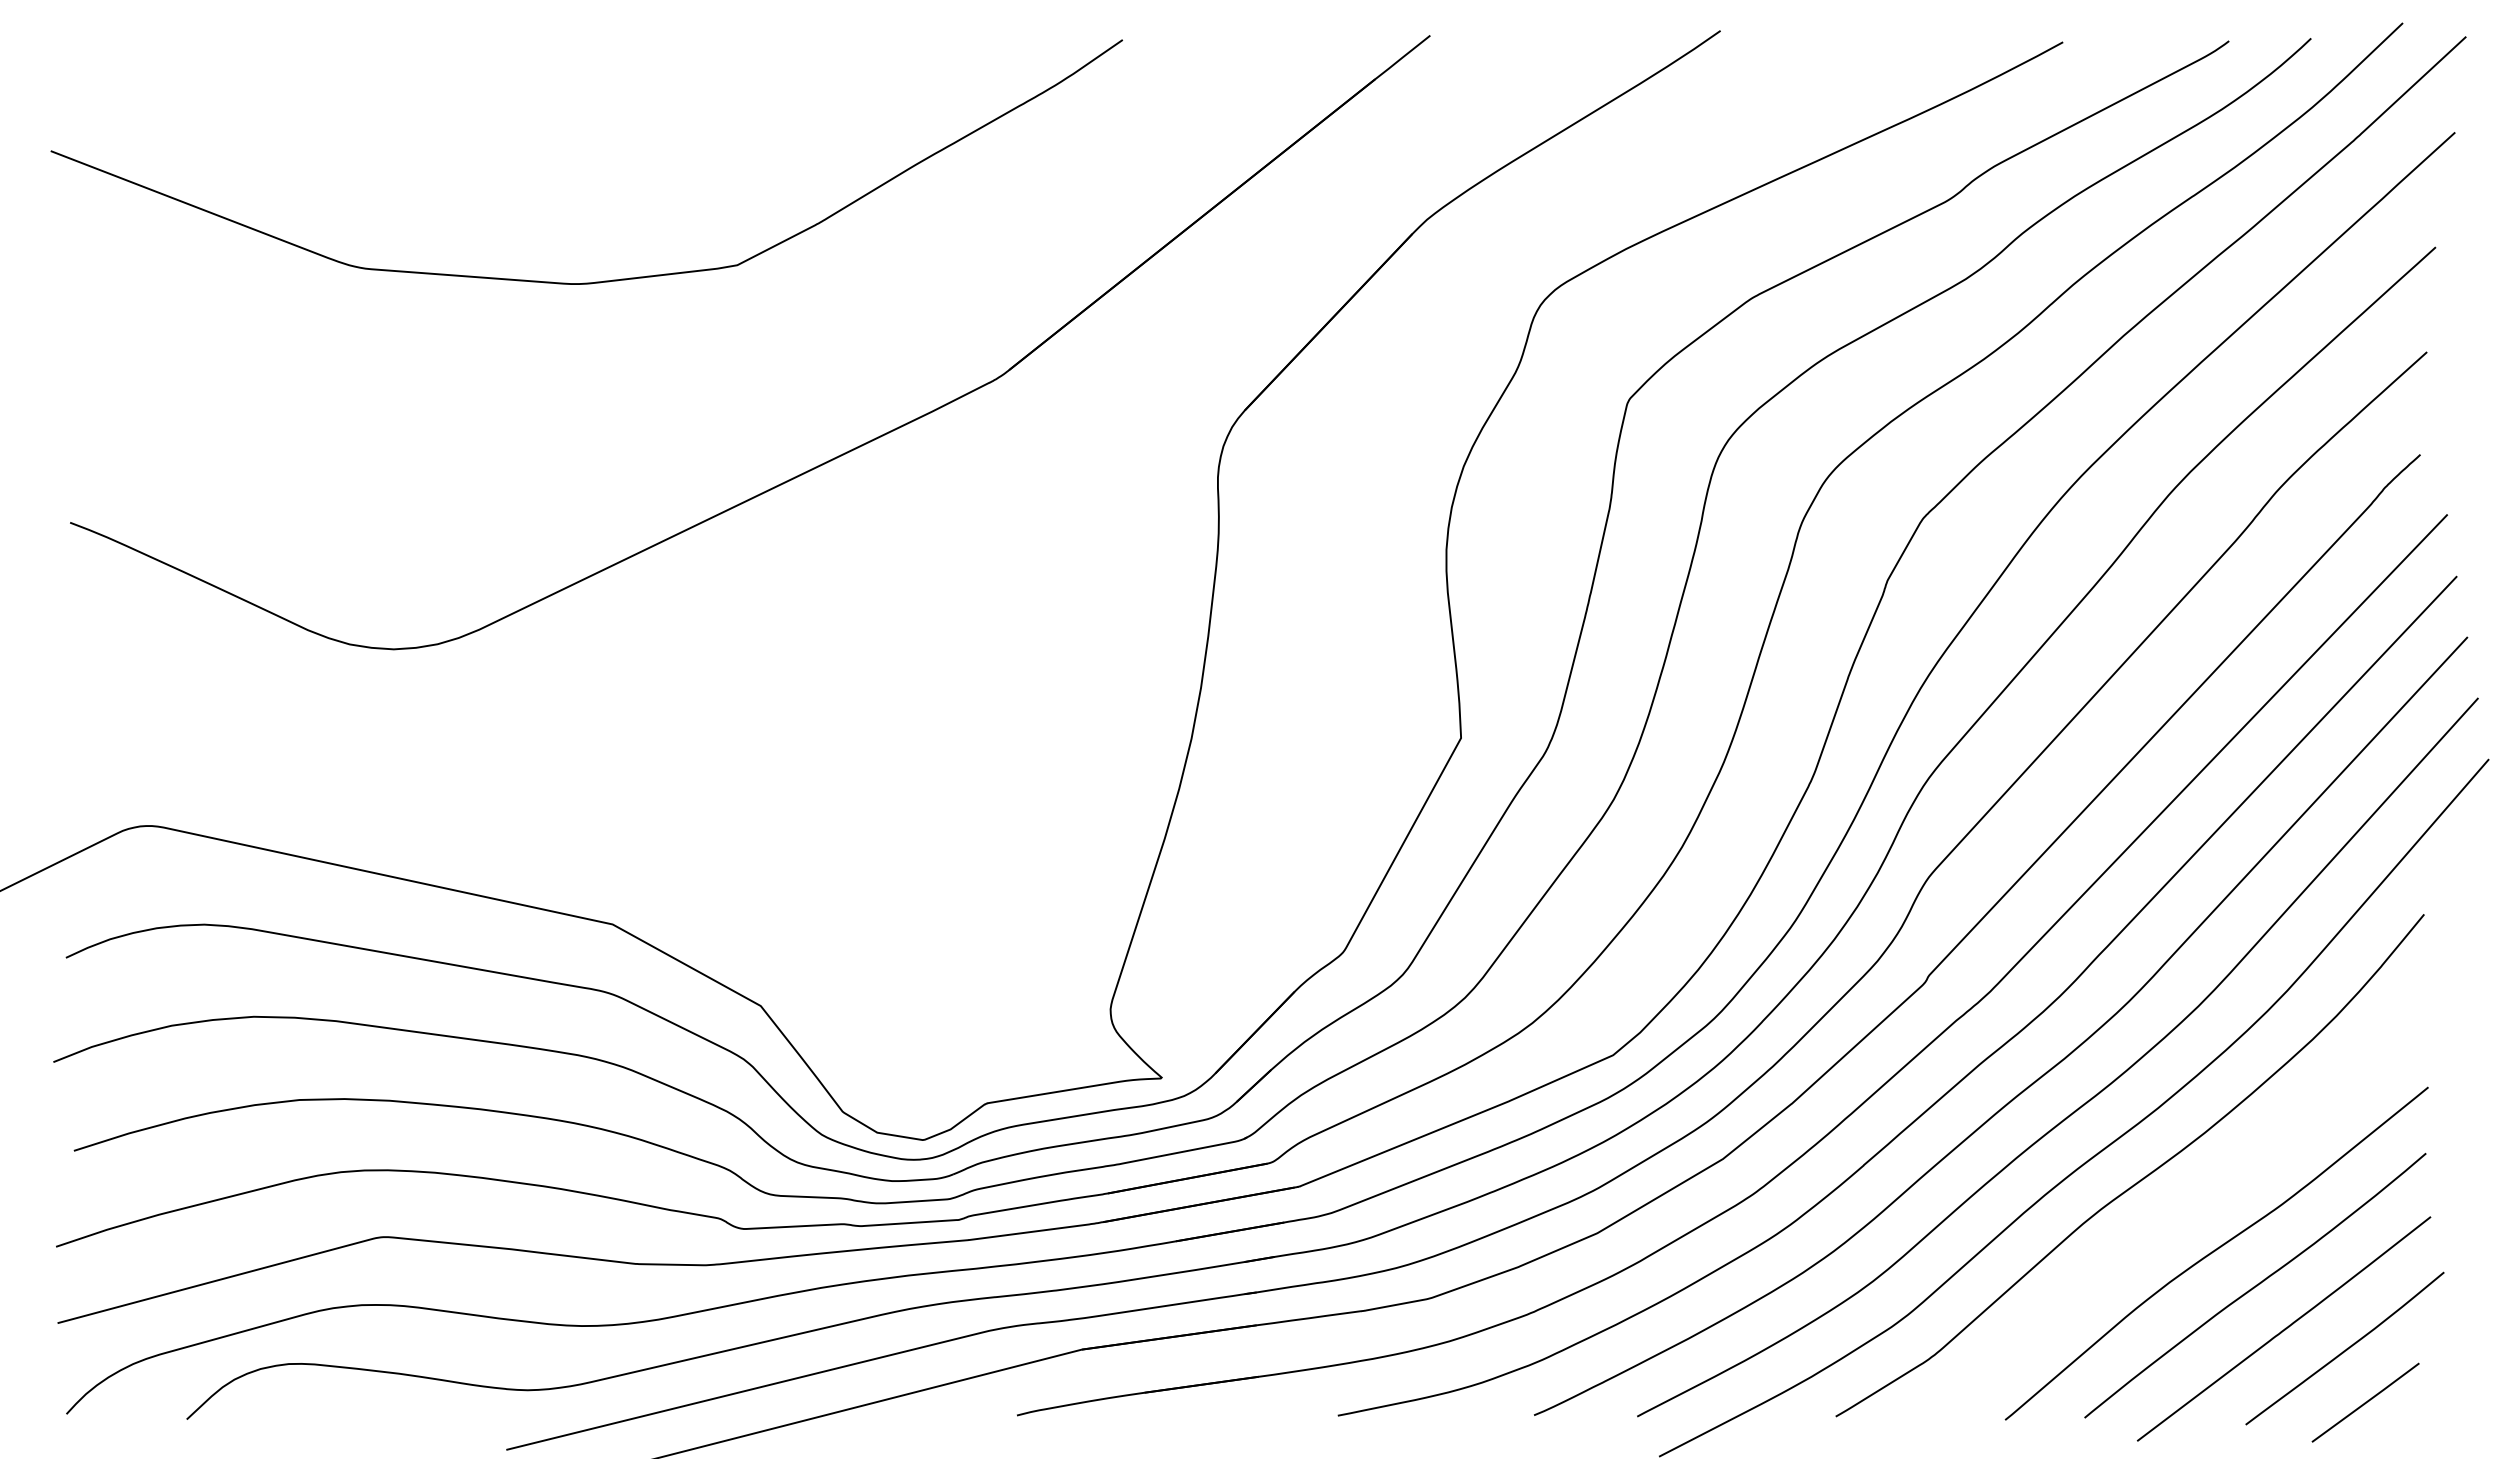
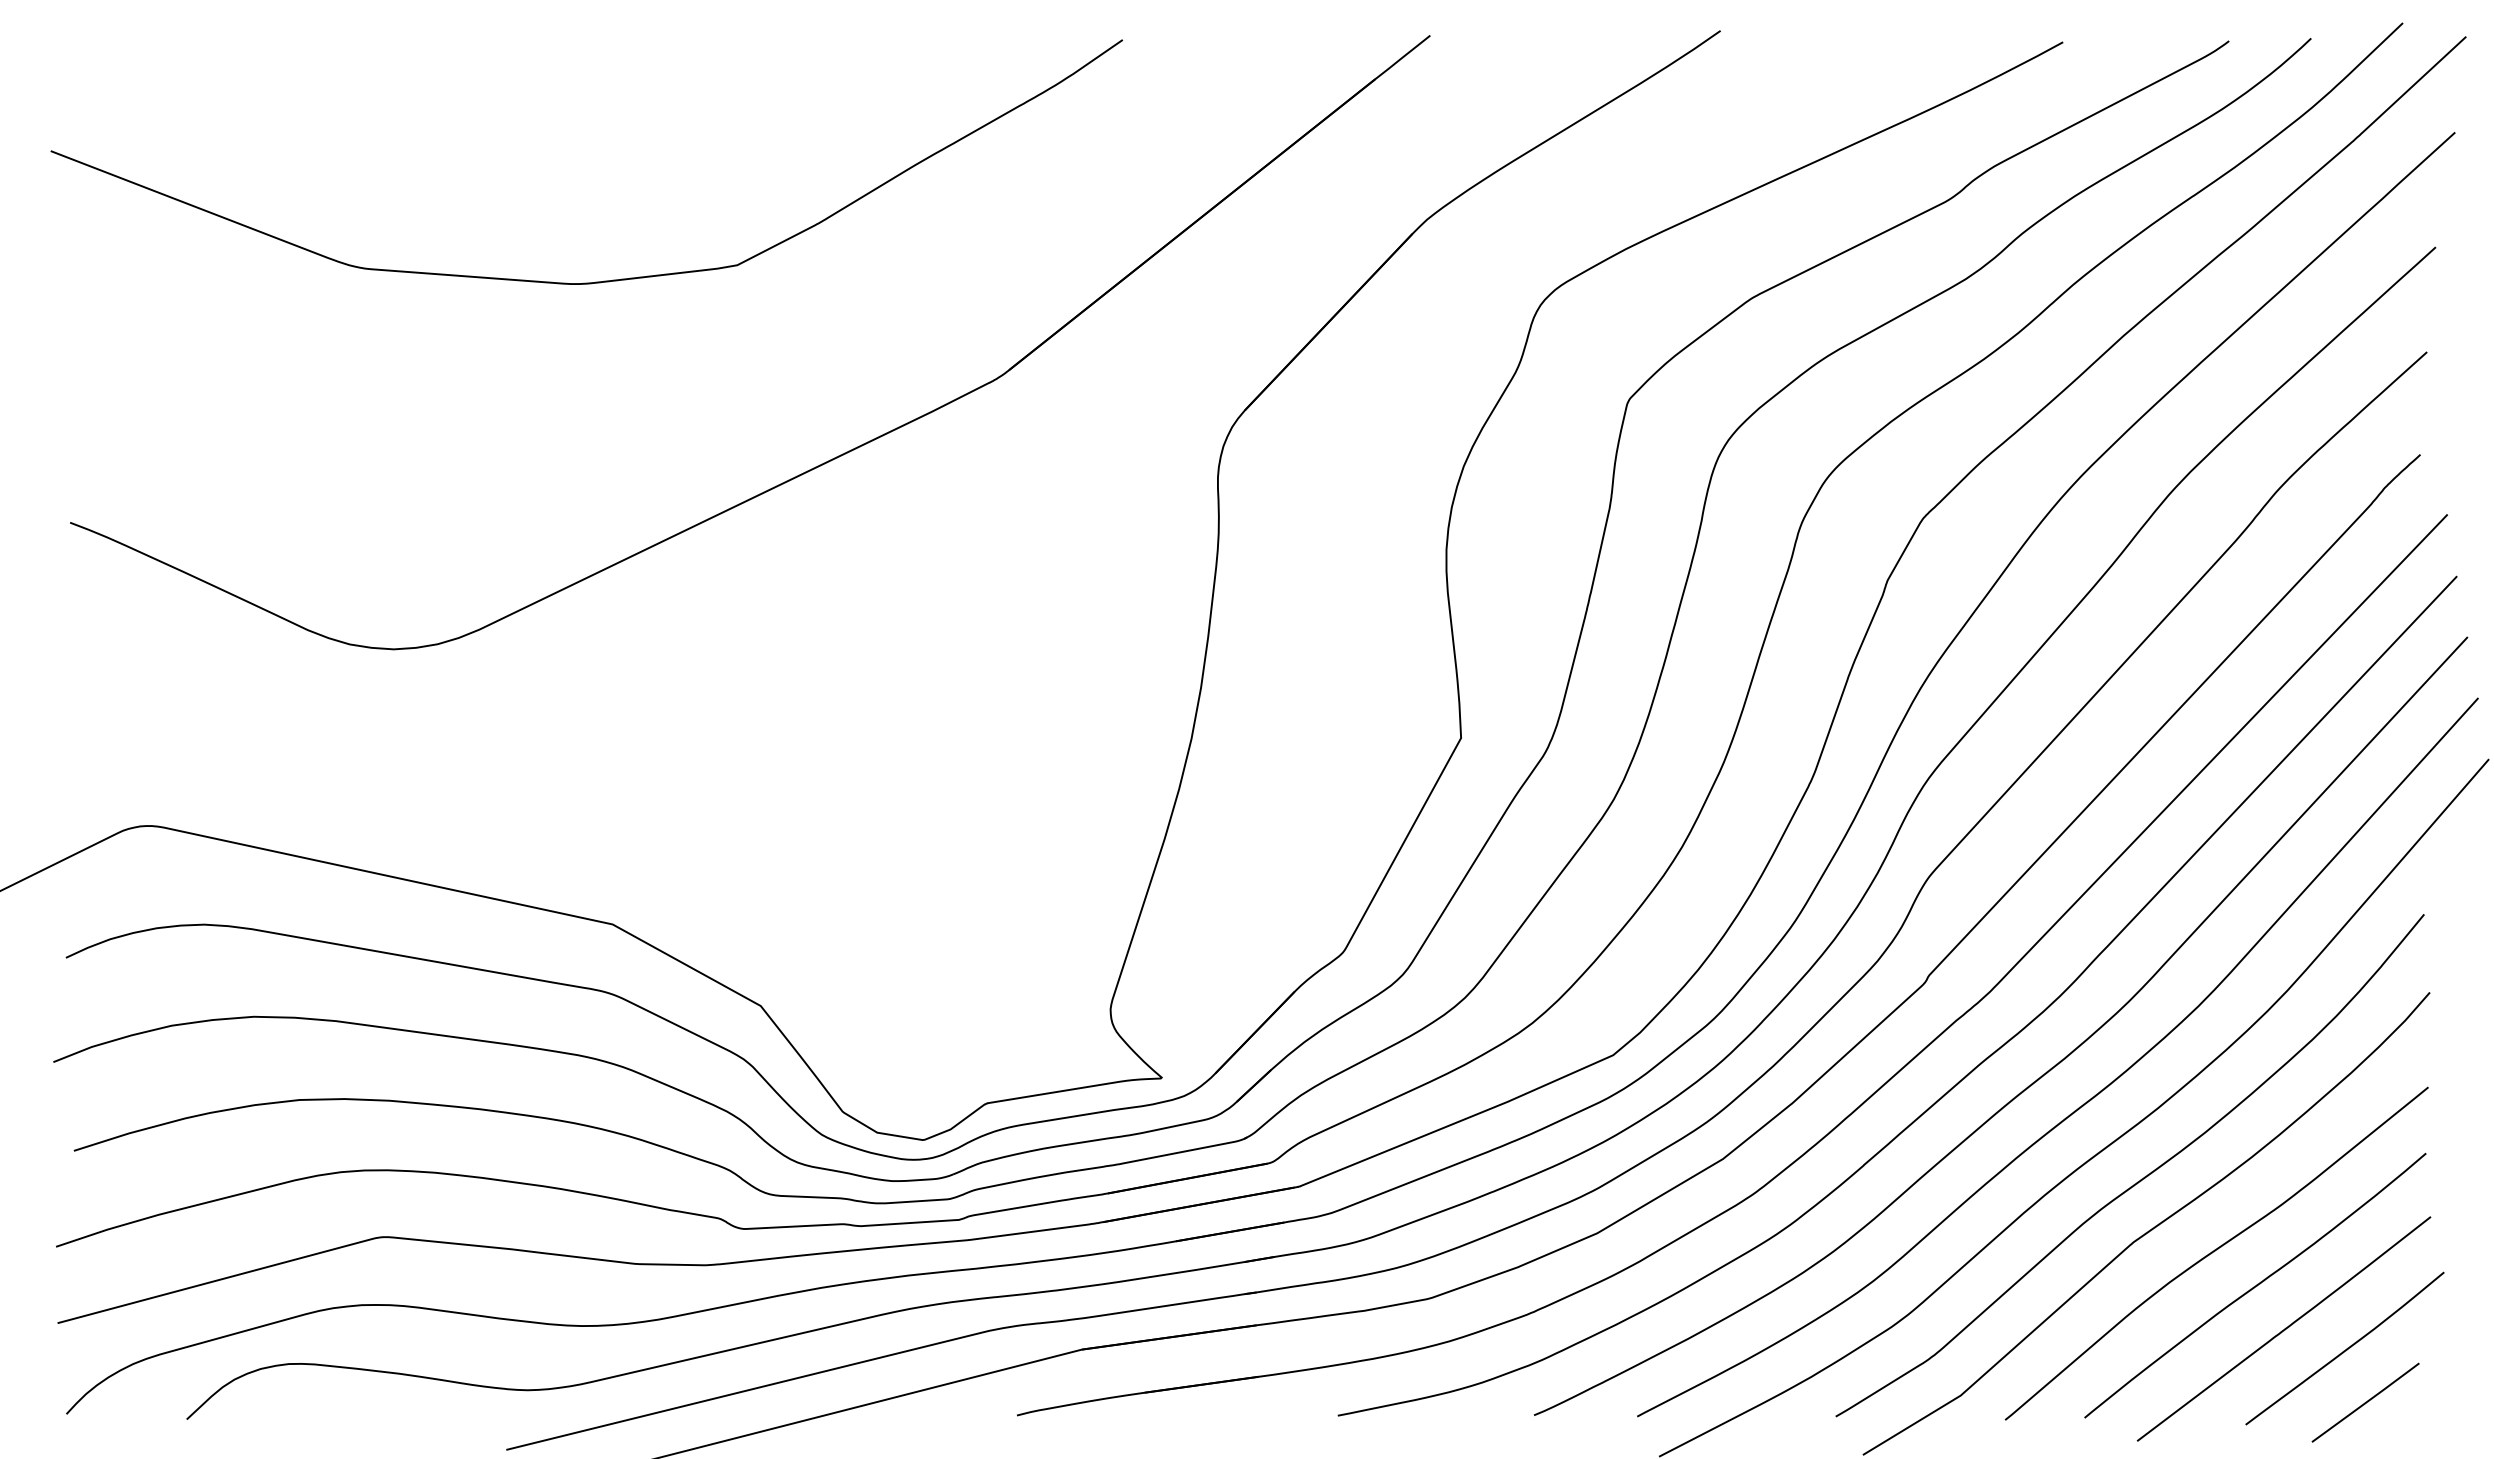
curve: none -> present (2151, 1228)
